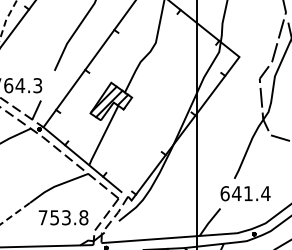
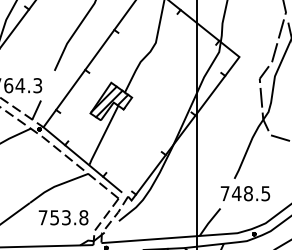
line: dashed -> solid (6, 19)
text: 641.4 -> 748.5 (245, 193)
line: dashed -> solid (14, 214)
